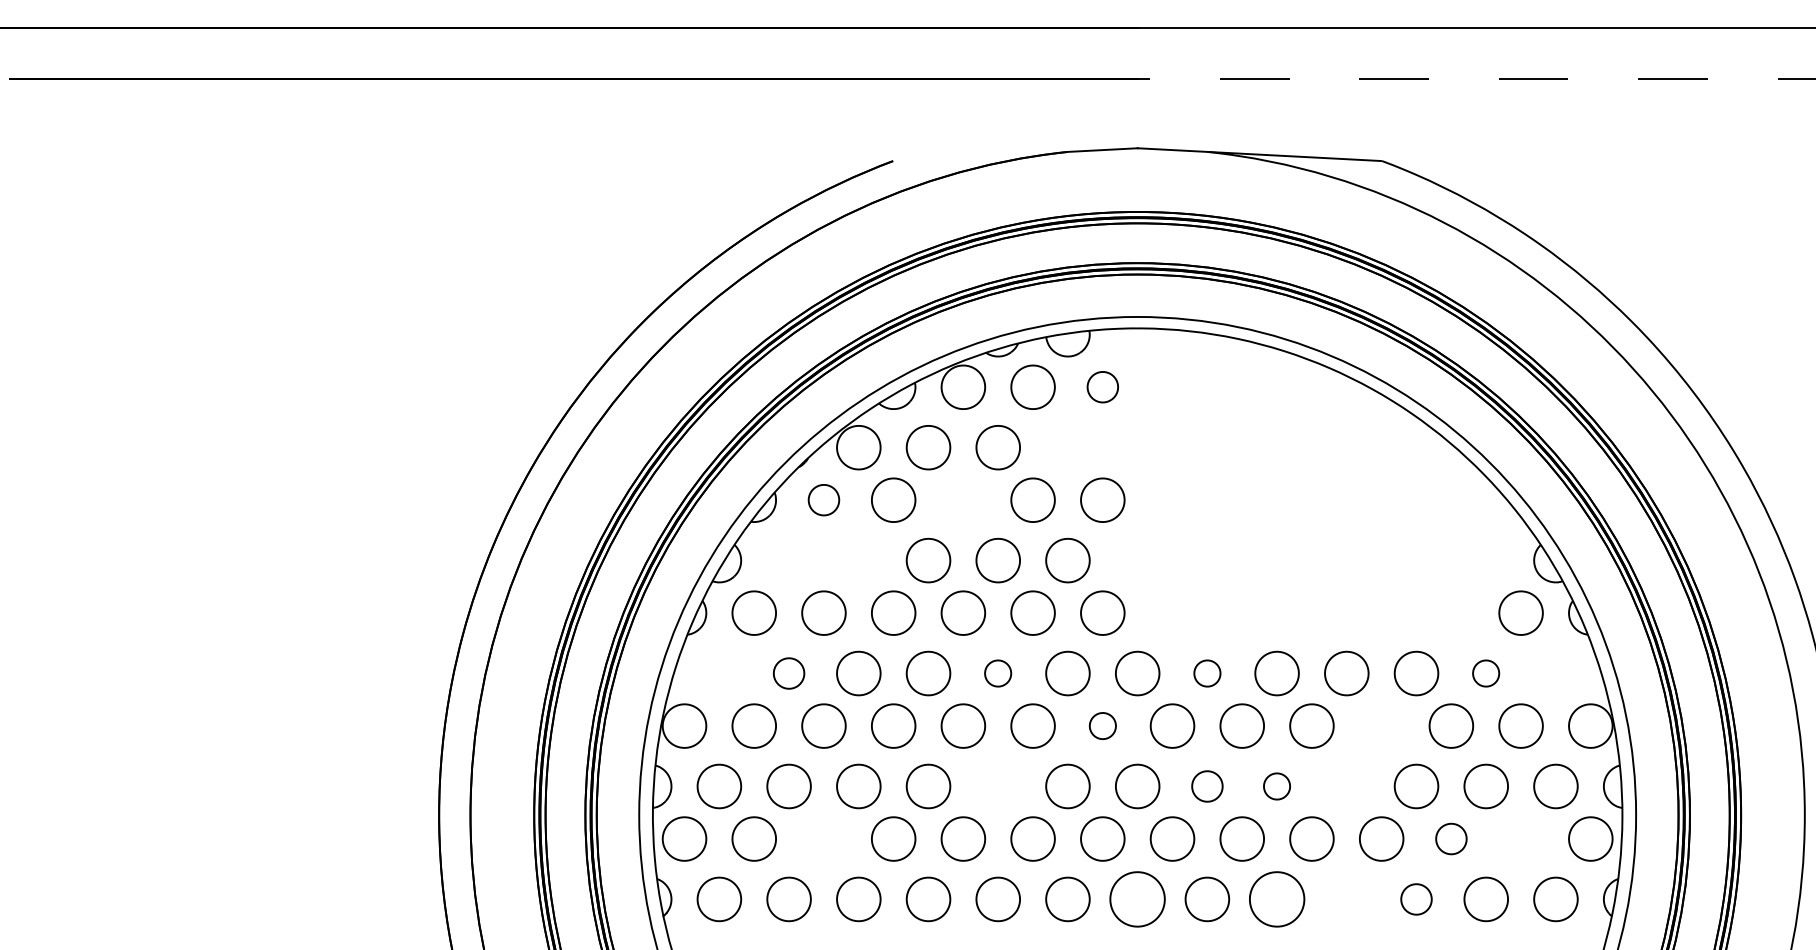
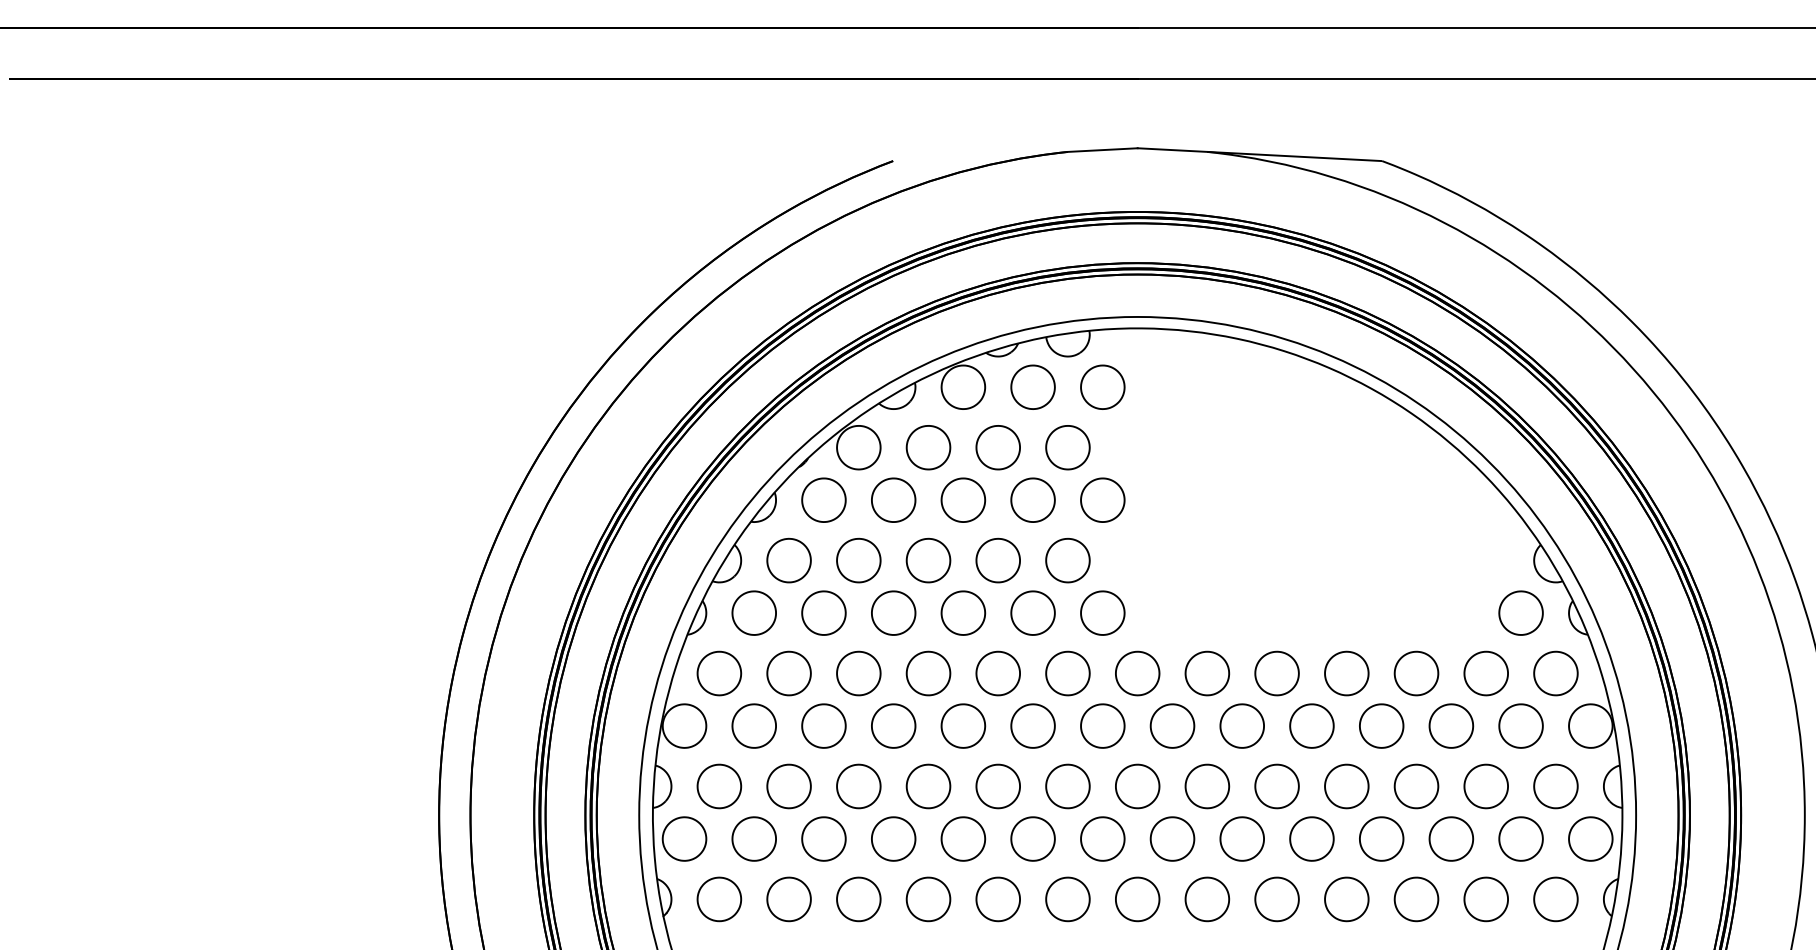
line: dashed -> solid (1476, 79)
part size: 33x33 px -> 46x46 px (1102, 386)
part: none -> present (1067, 447)
part: none -> present (963, 499)
part size: 34x33 px -> 46x46 px (823, 499)
part: none -> present (788, 560)
part: none -> present (858, 560)
part: none -> present (719, 673)
part size: 34x33 px -> 46x47 px (788, 673)
part size: 29x29 px -> 46x47 px (997, 673)
part size: 29x29 px -> 47x47 px (1207, 673)
part size: 29x29 px -> 46x47 px (1485, 673)
part: none -> present (1555, 673)
part size: 29x28 px -> 46x46 px (1102, 725)
part: none -> present (1381, 725)
part: none -> present (997, 786)
part size: 33x33 px -> 47x47 px (1207, 786)
part size: 28x29 px -> 46x47 px (1276, 786)
part: none -> present (1346, 786)
part: none -> present (823, 838)
part size: 33x34 px -> 47x46 px (1451, 838)
part: none -> present (1520, 838)
part size: 57x57 px -> 46x47 px (1137, 899)
part size: 57x57 px -> 46x47 px (1276, 899)
part: none -> present (1346, 899)
part size: 33x33 px -> 47x47 px (1416, 899)
